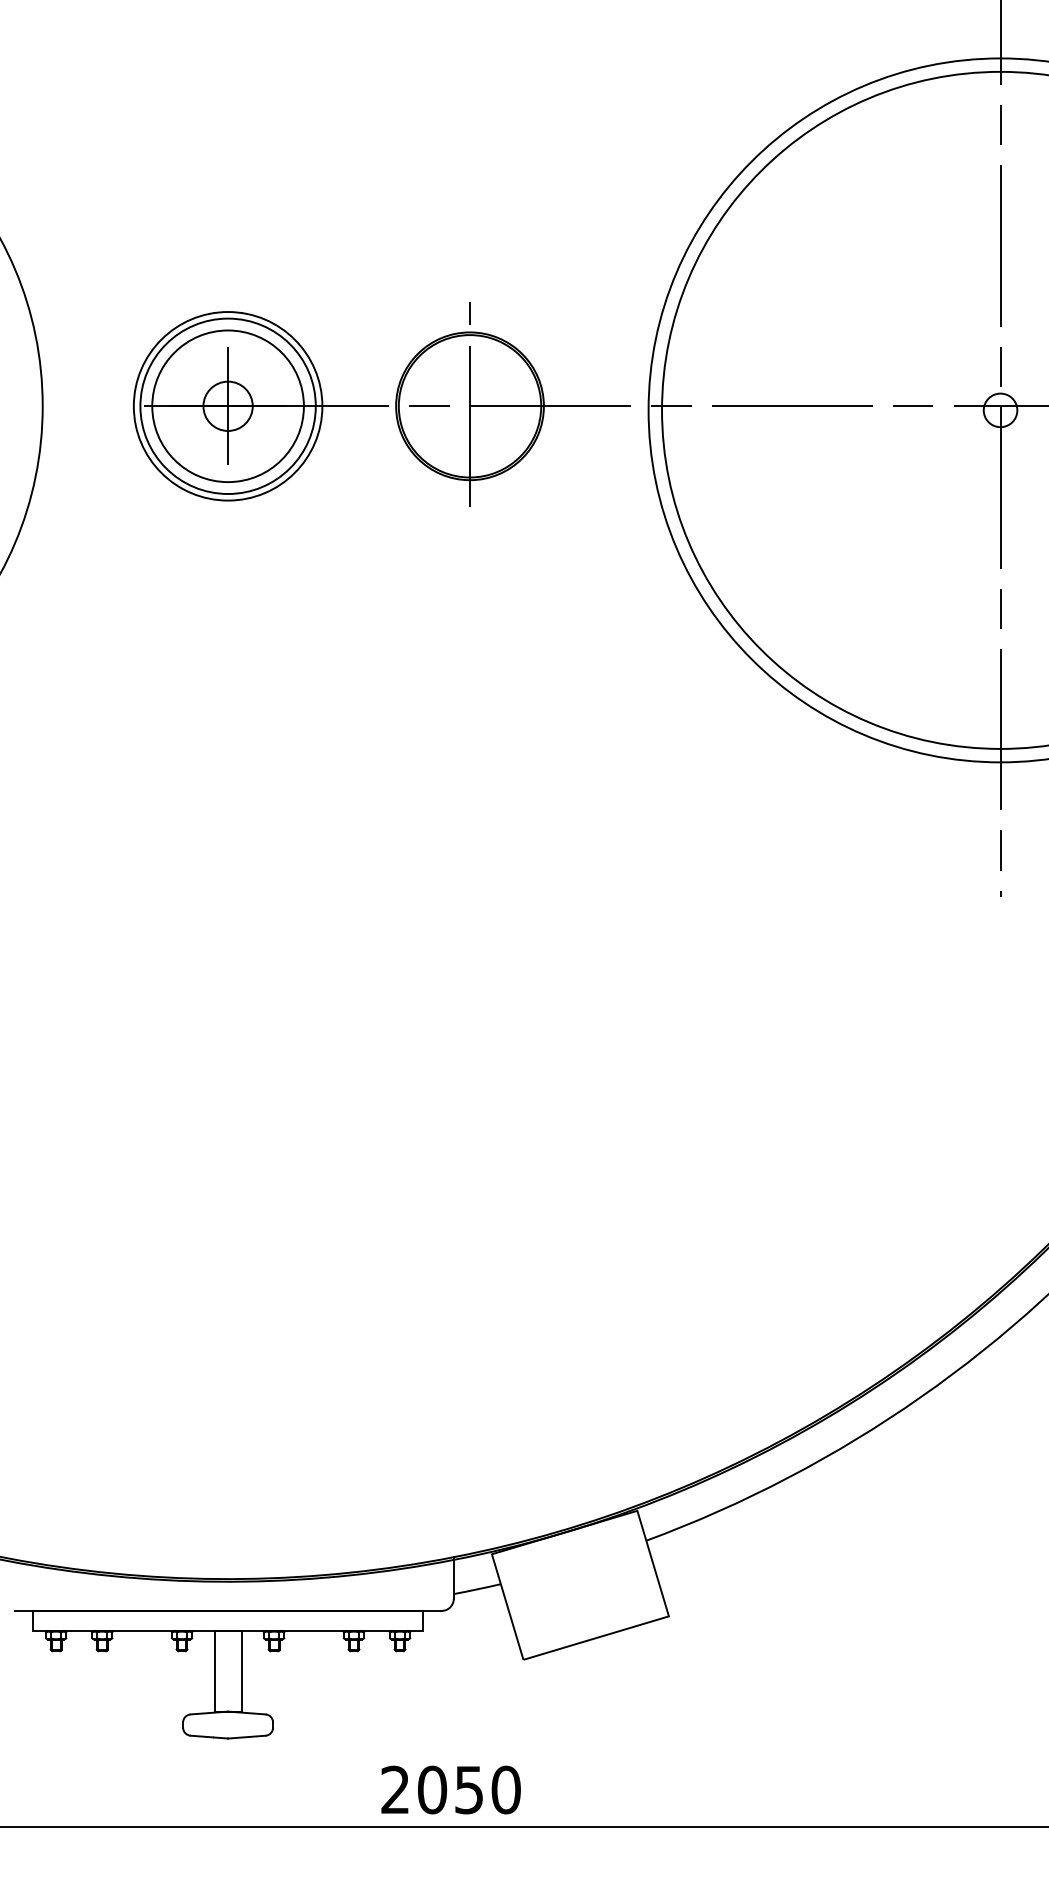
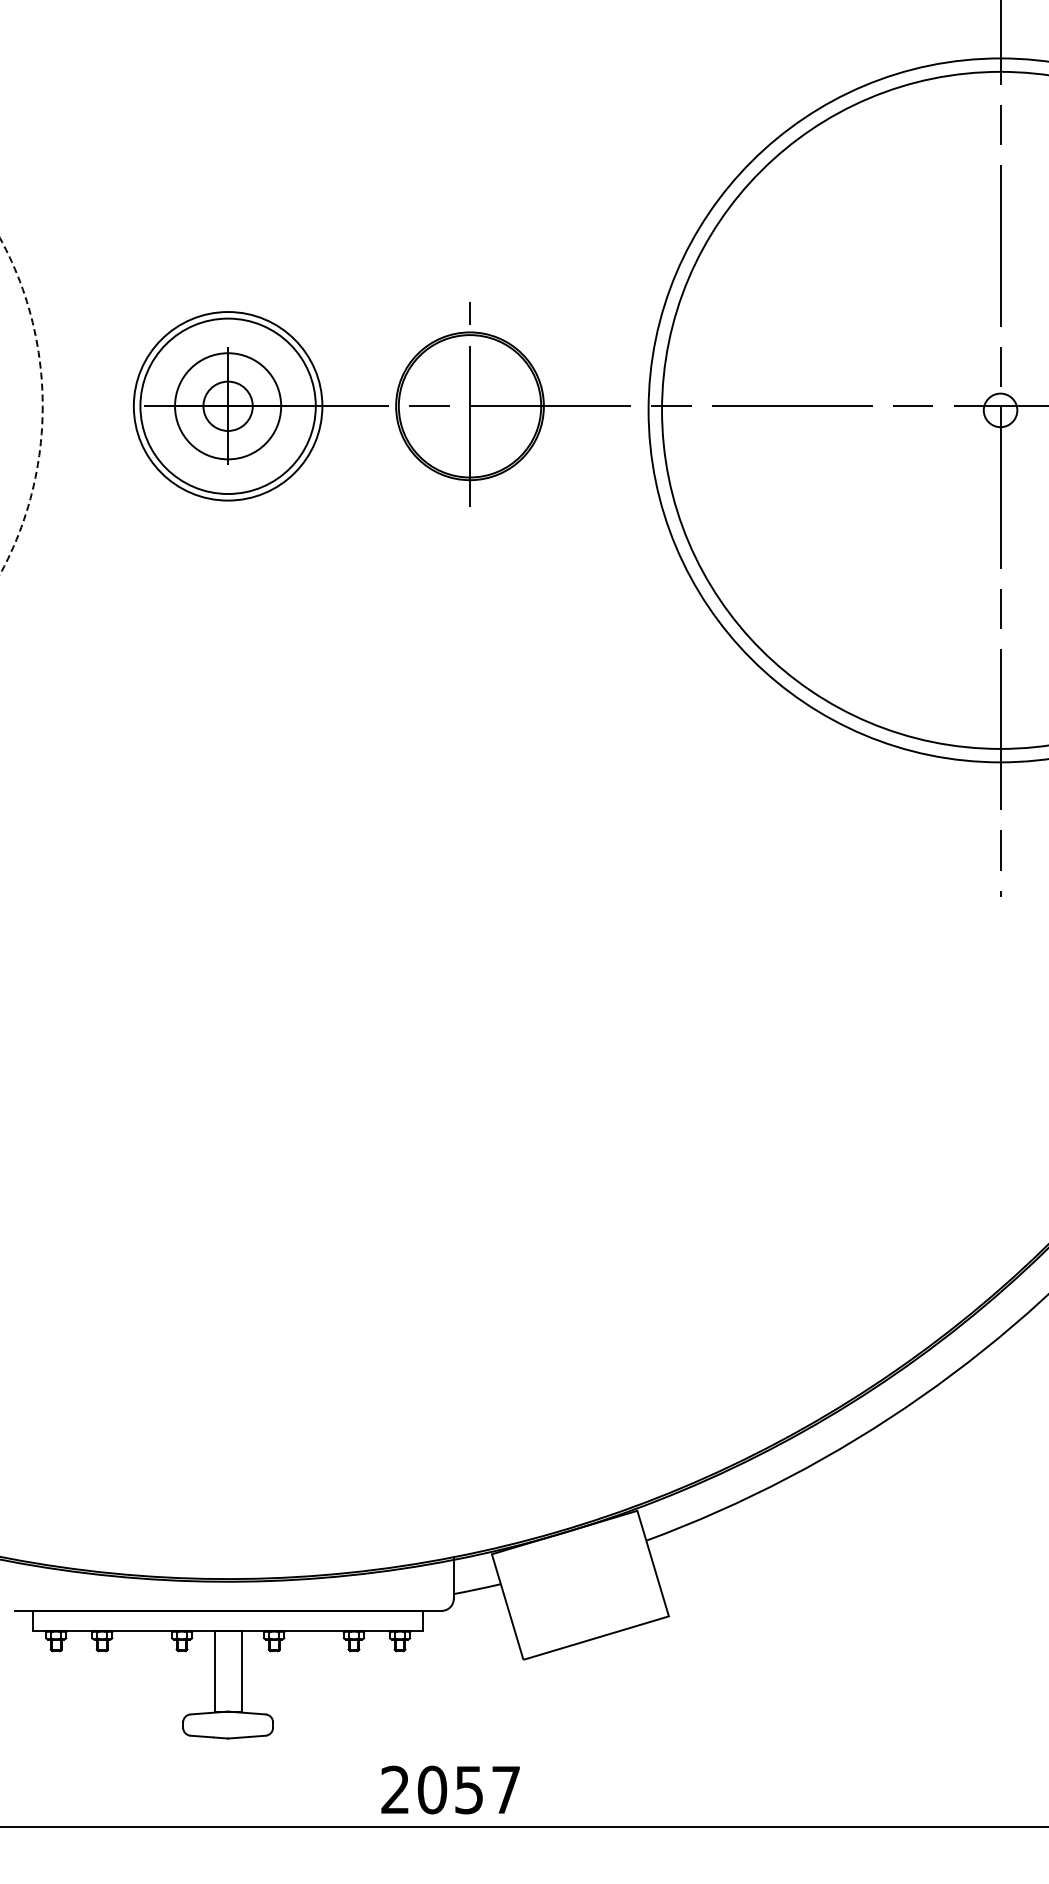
circle: solid -> dashed (21, 406)
circle diameter: 152 px -> 106 px (228, 406)
text: 2050 -> 2057 (505, 1789)
